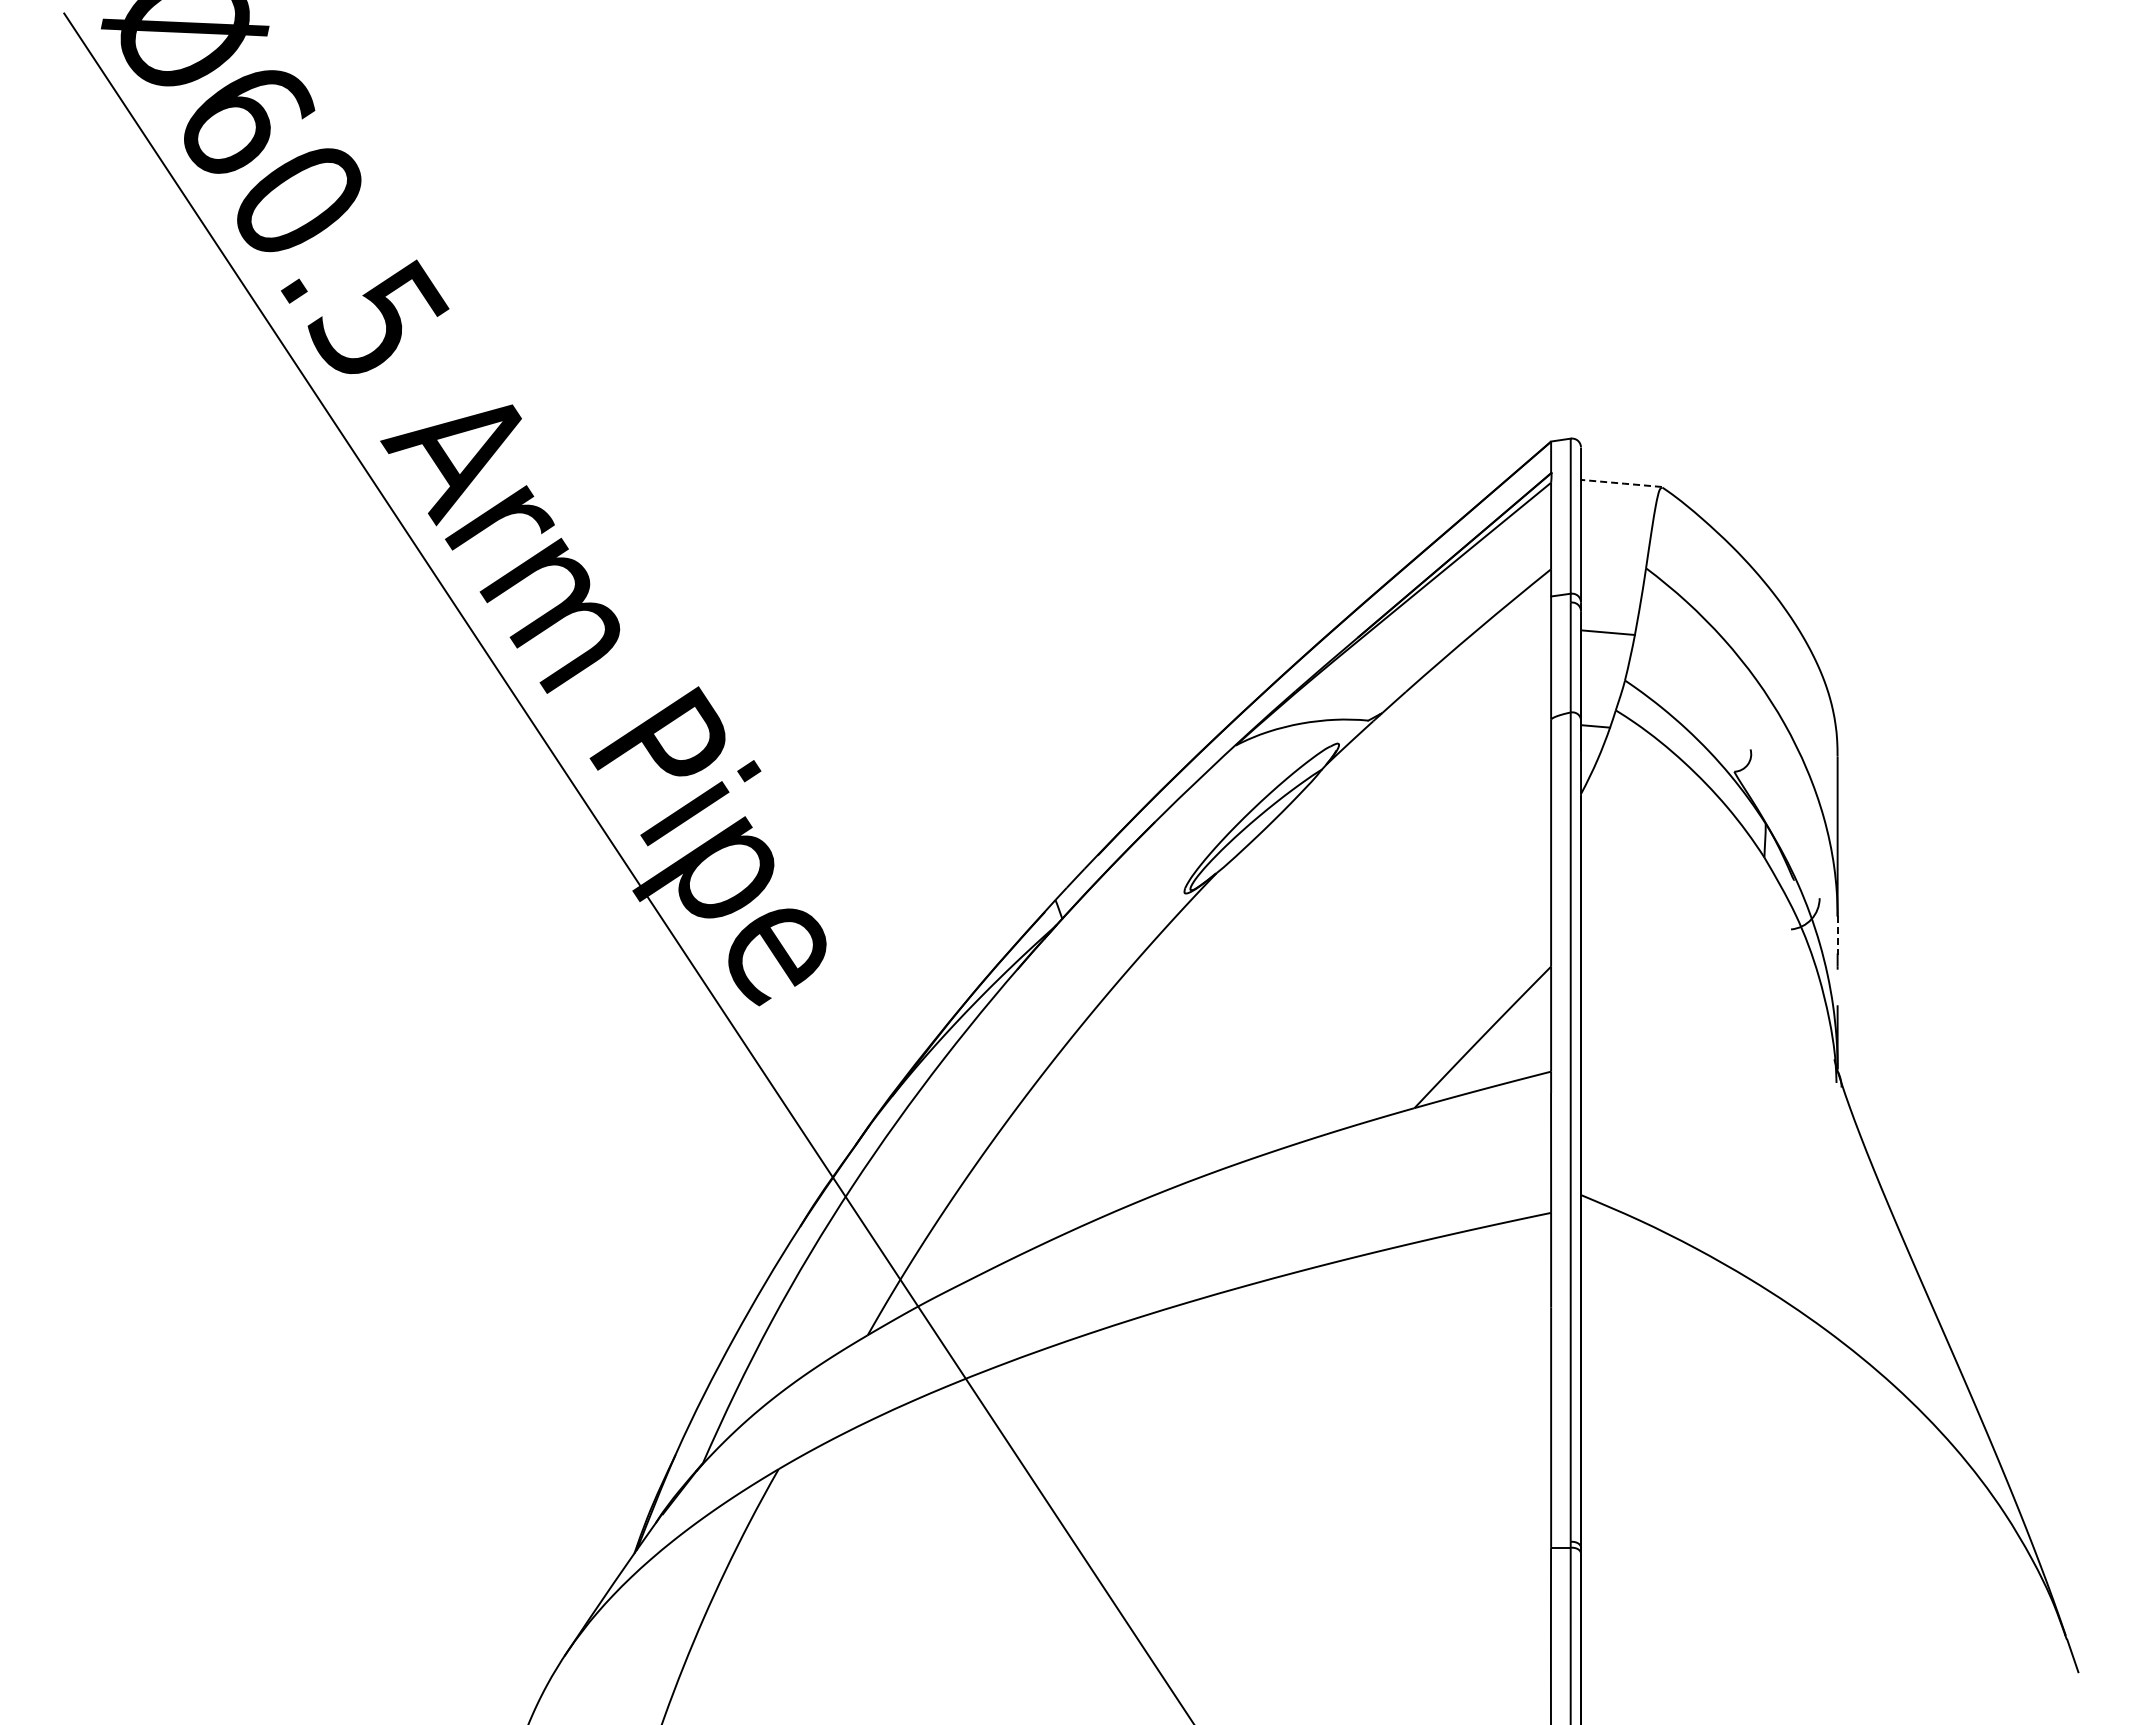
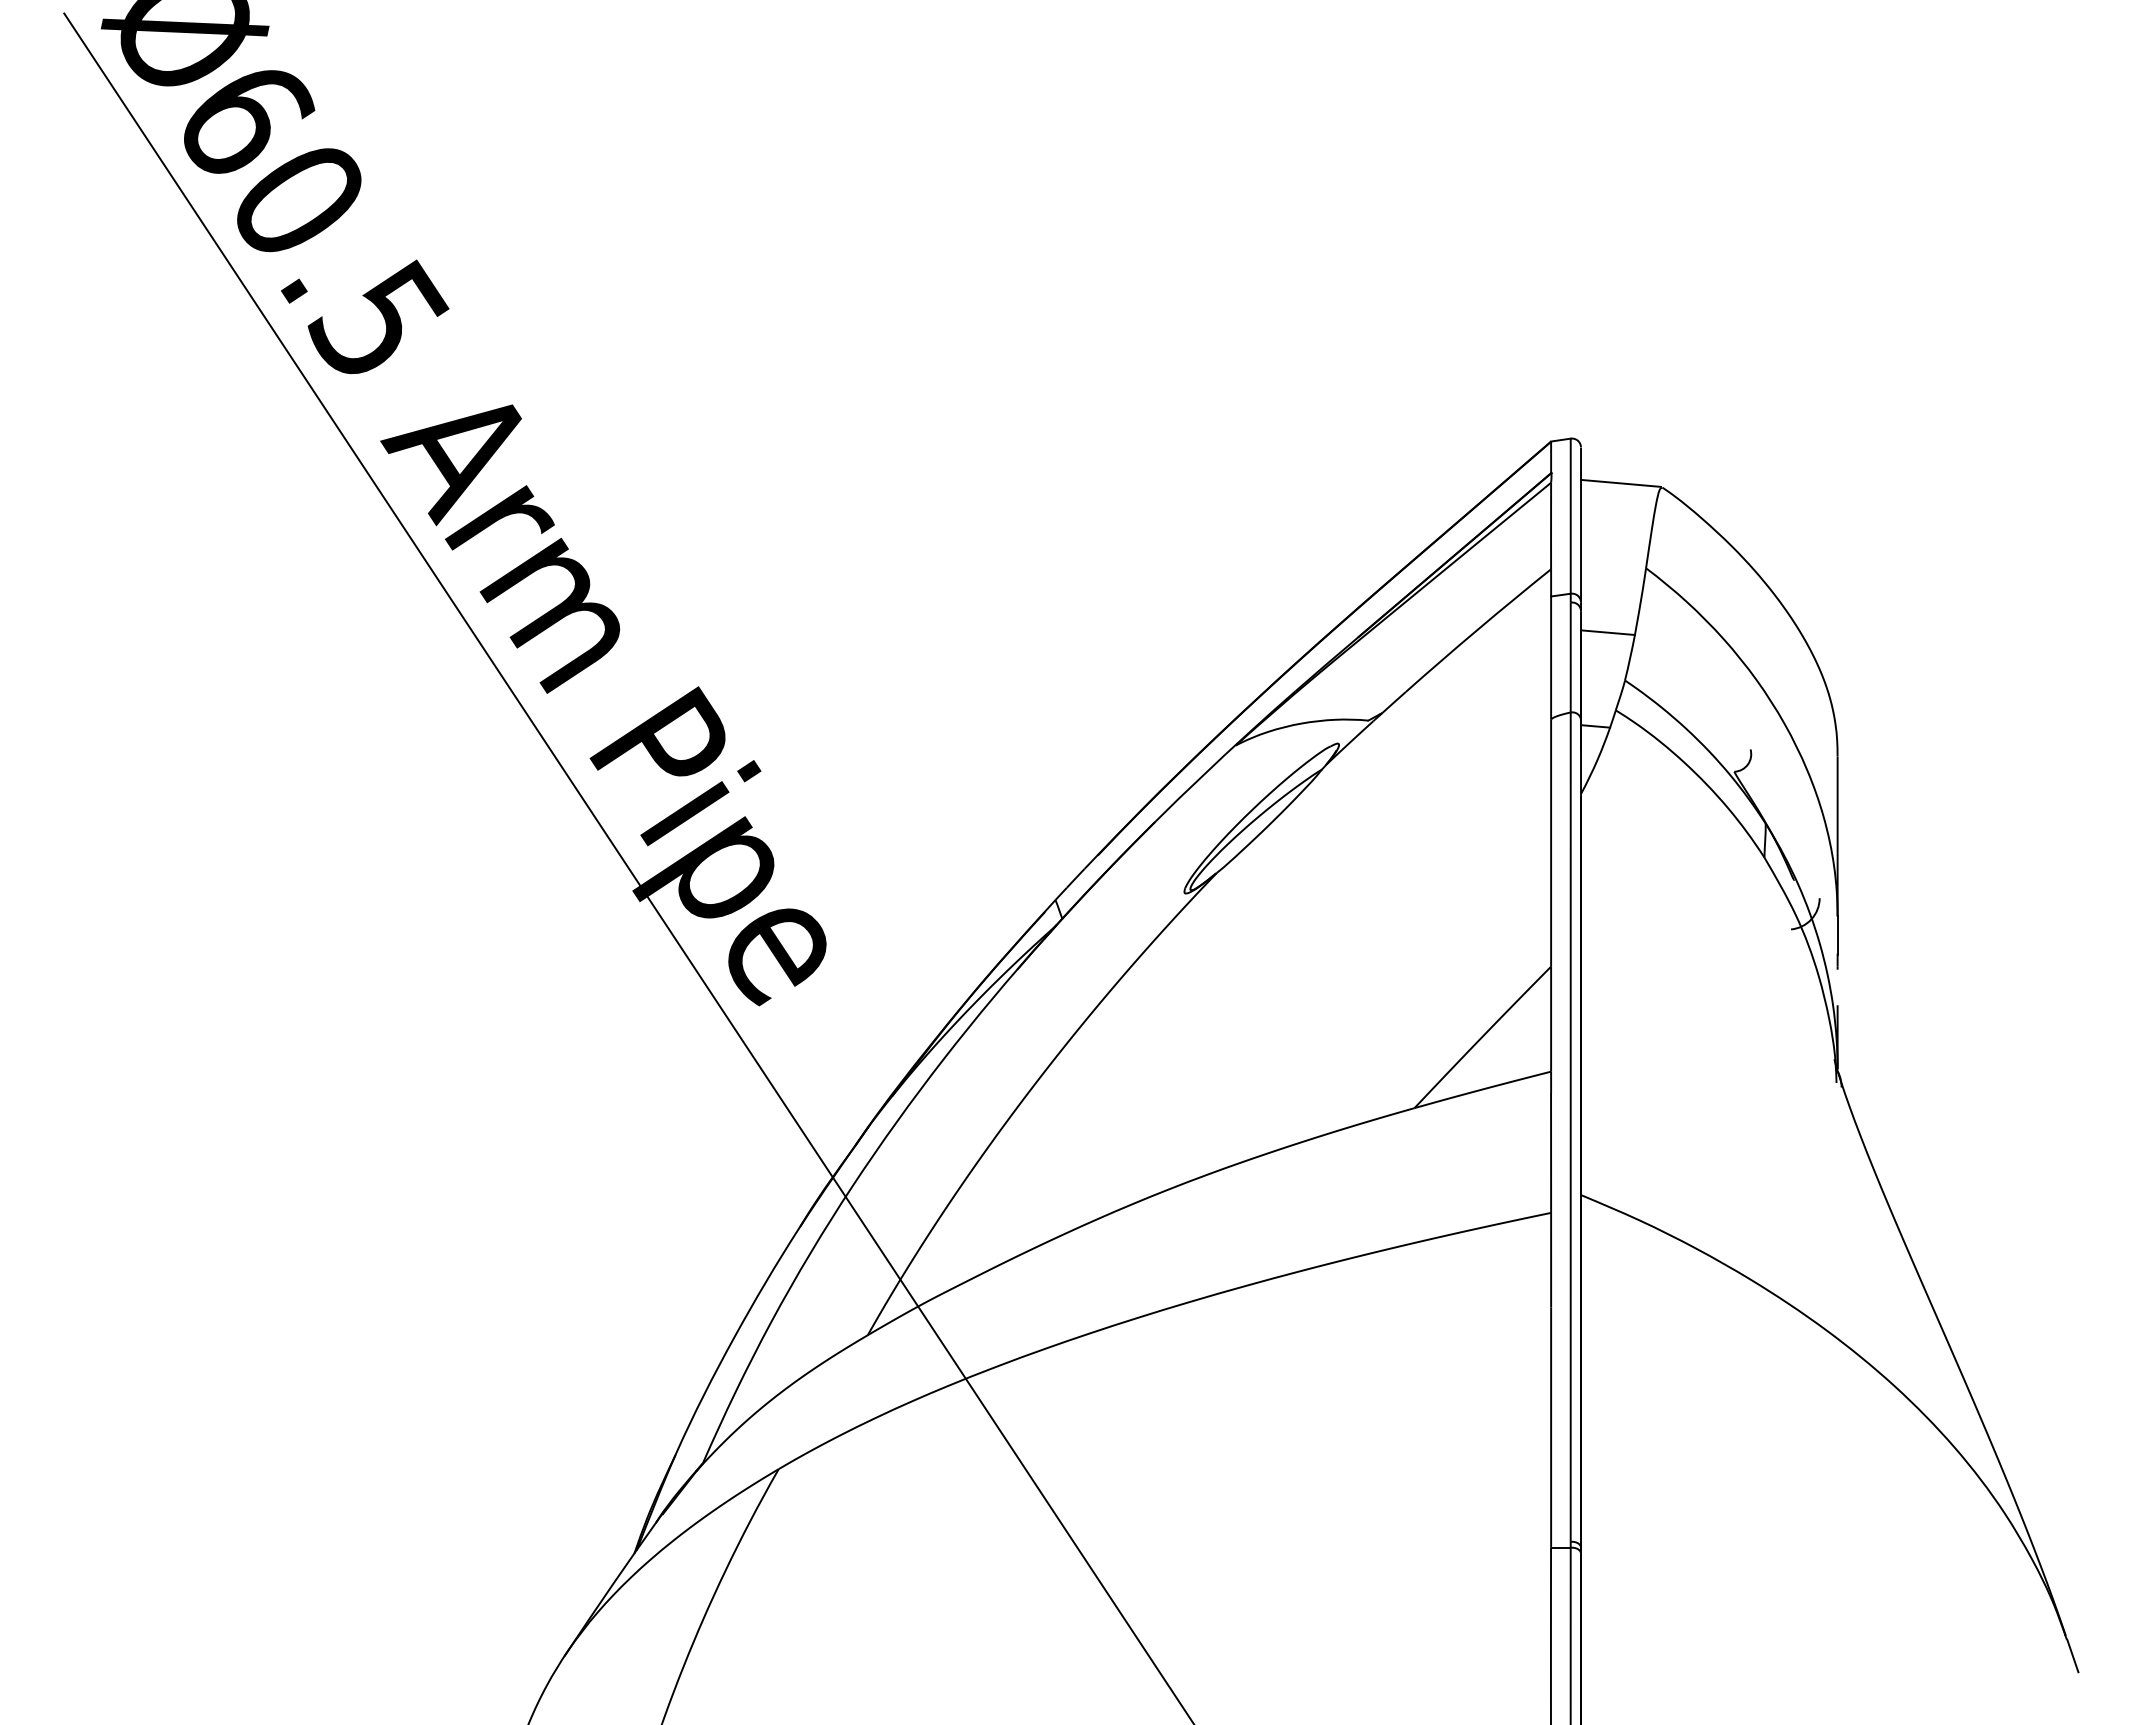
line: dashed -> solid (1621, 483)
line: dashed -> solid (1837, 936)
